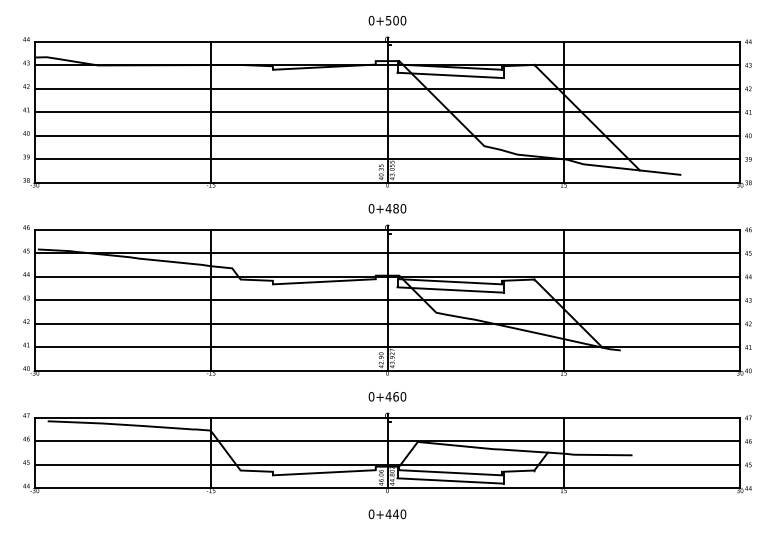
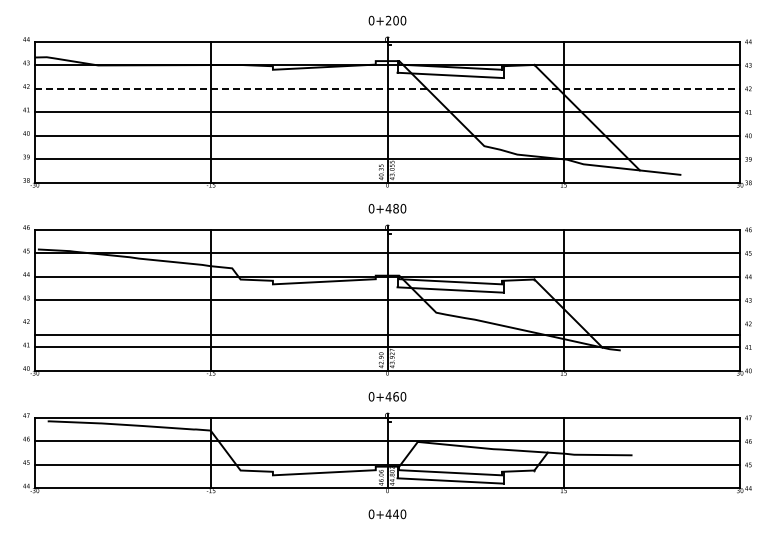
text: 0+500 -> 0+200 (388, 20)
line: solid -> dashed (387, 88)
line position: (387, 323) -> (387, 334) (387, 334)
